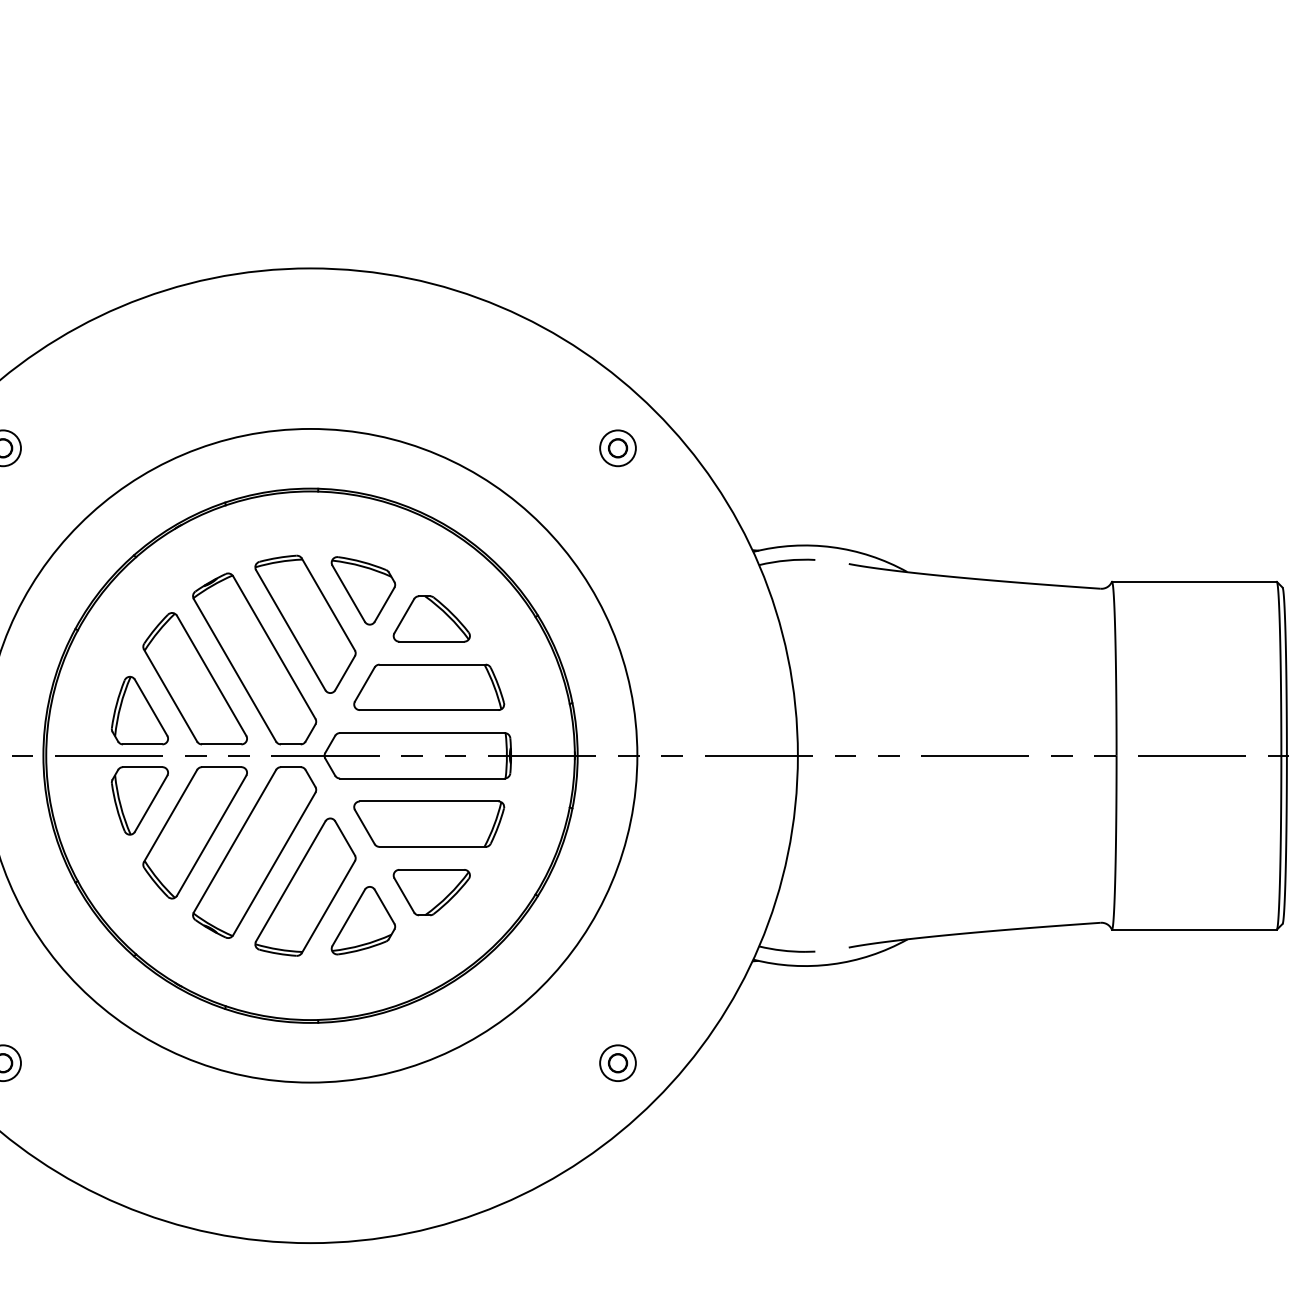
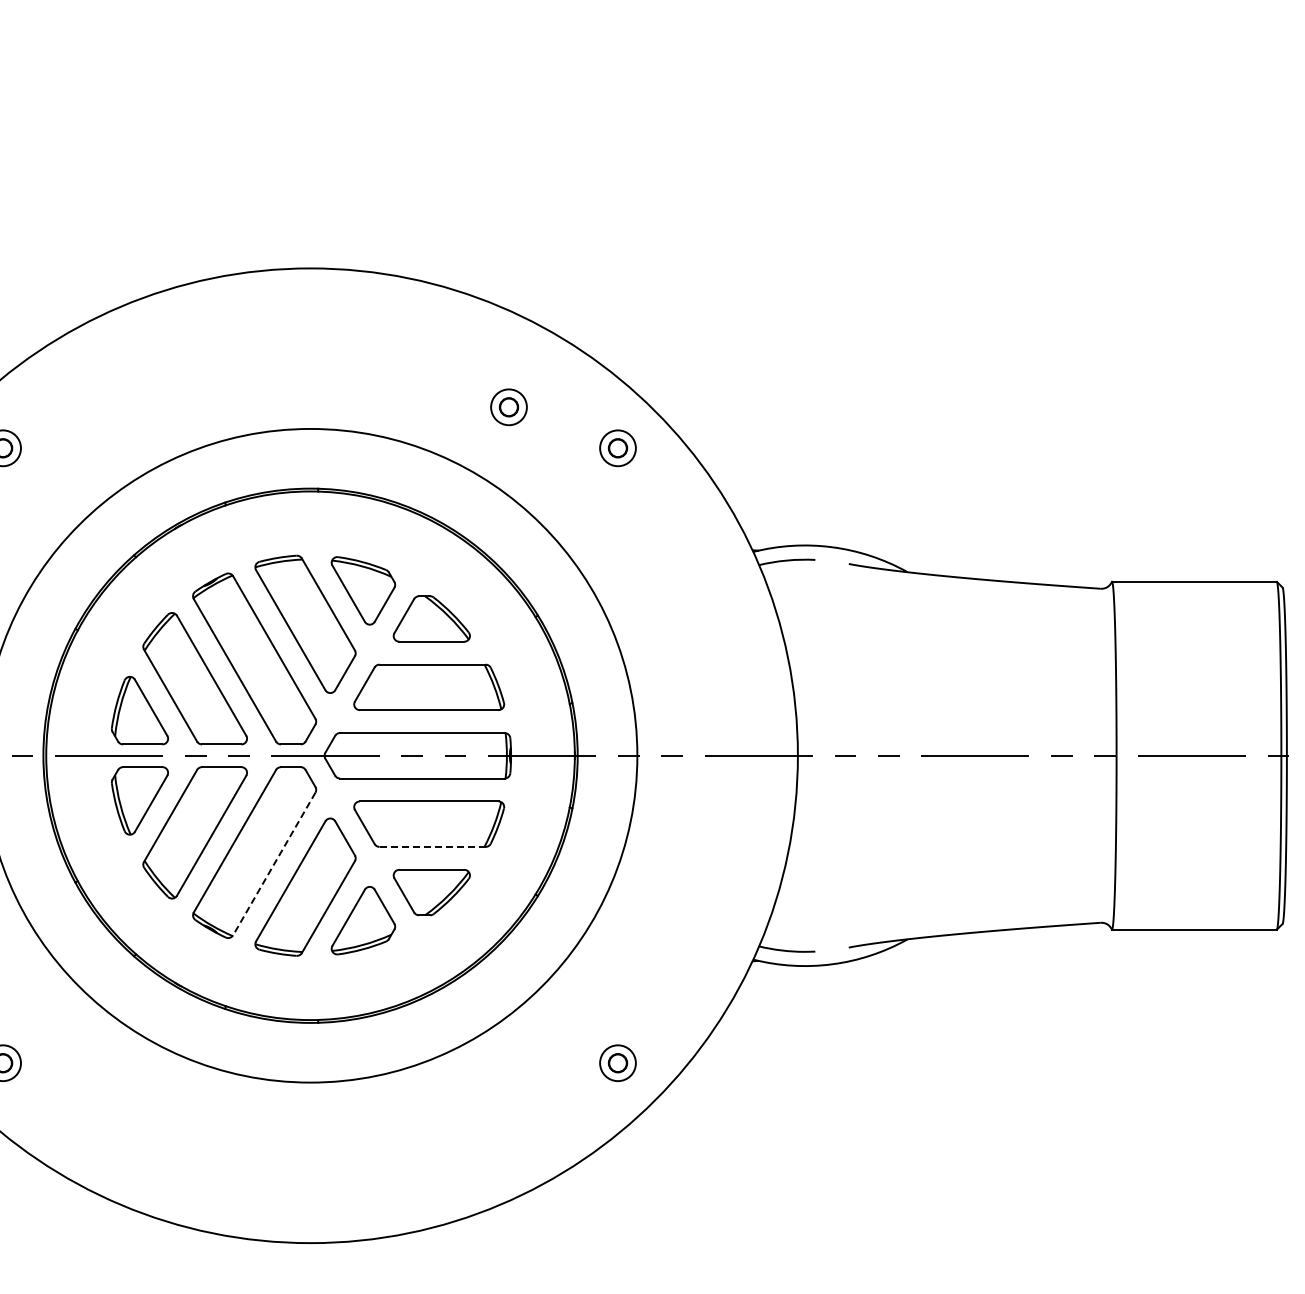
part: none -> present (508, 407)
line: solid -> dashed (433, 846)
line: solid -> dashed (274, 864)
